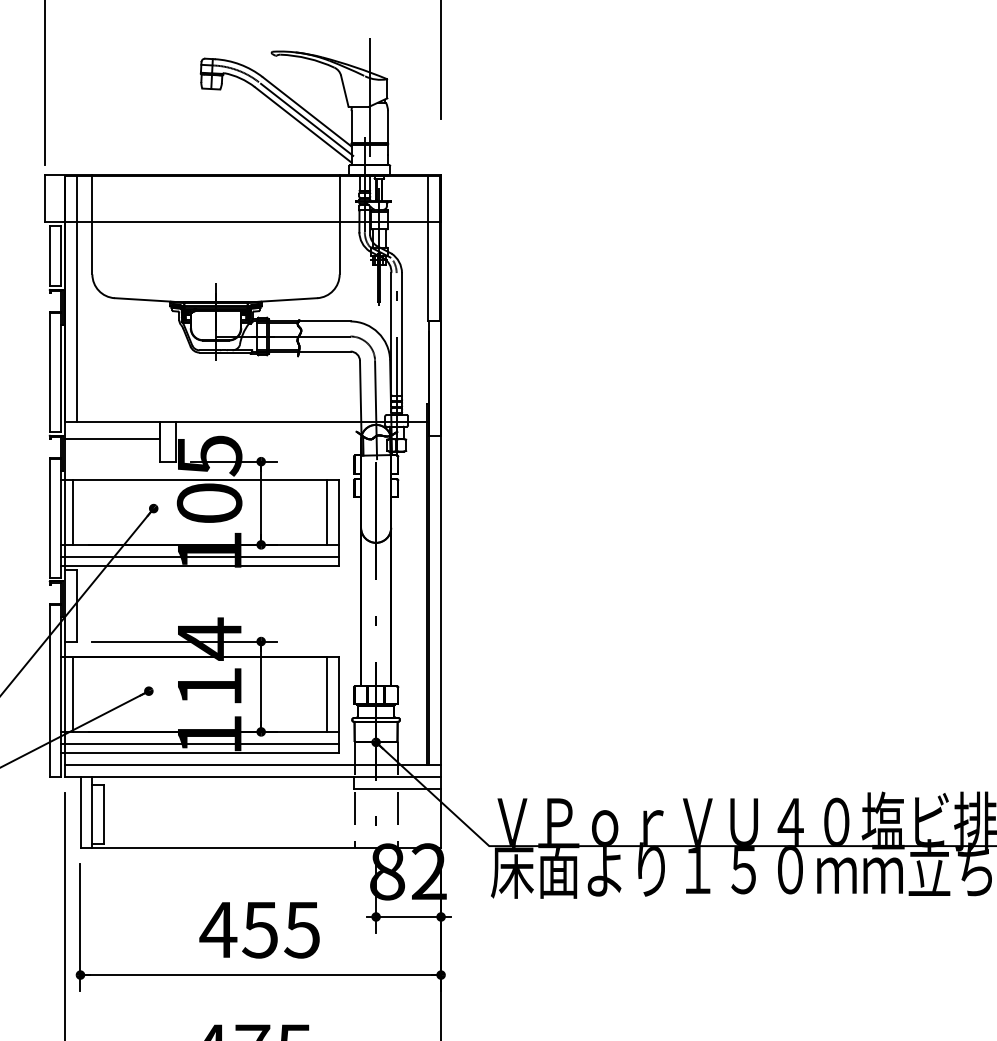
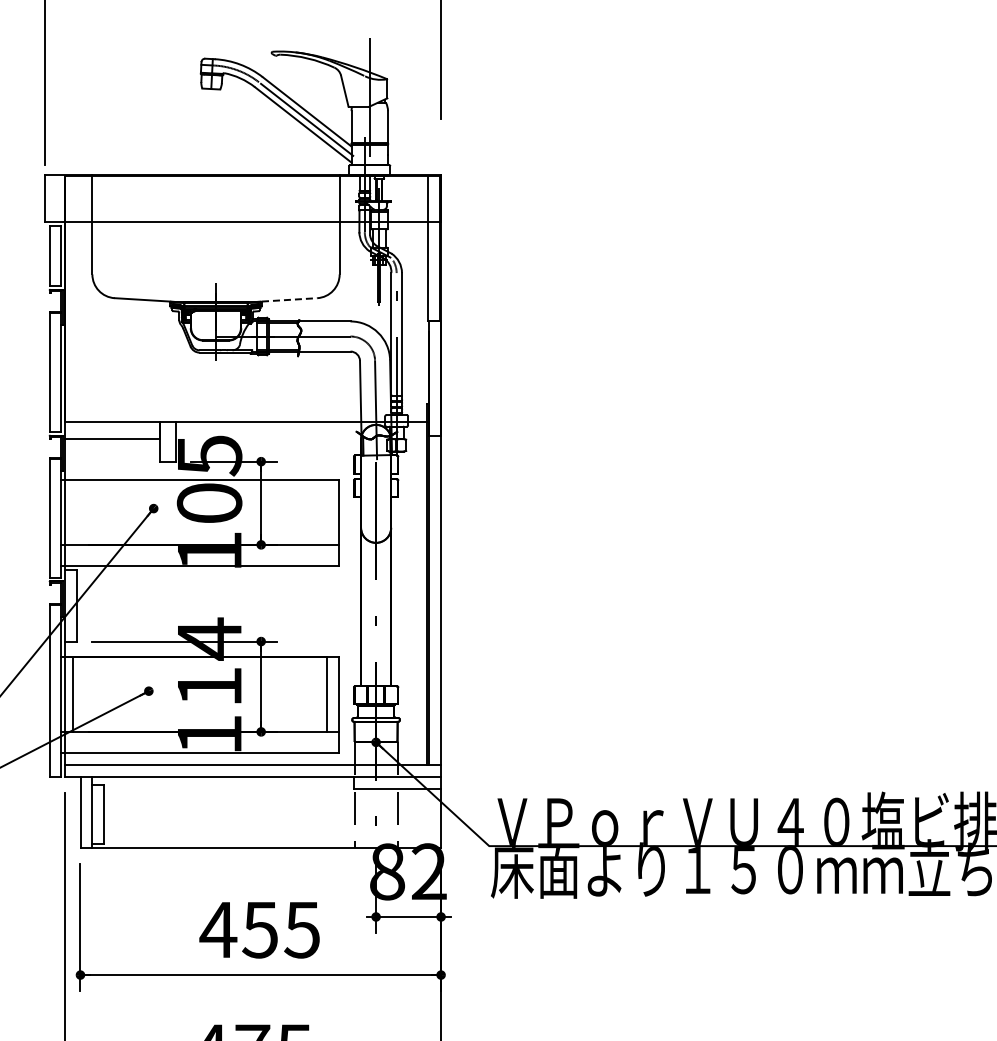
line: present -> none (76, 299)
line: solid -> dashed (289, 299)
line: present -> none (73, 511)
line: present -> none (326, 511)
line: present -> none (199, 556)
line: present -> none (199, 743)
